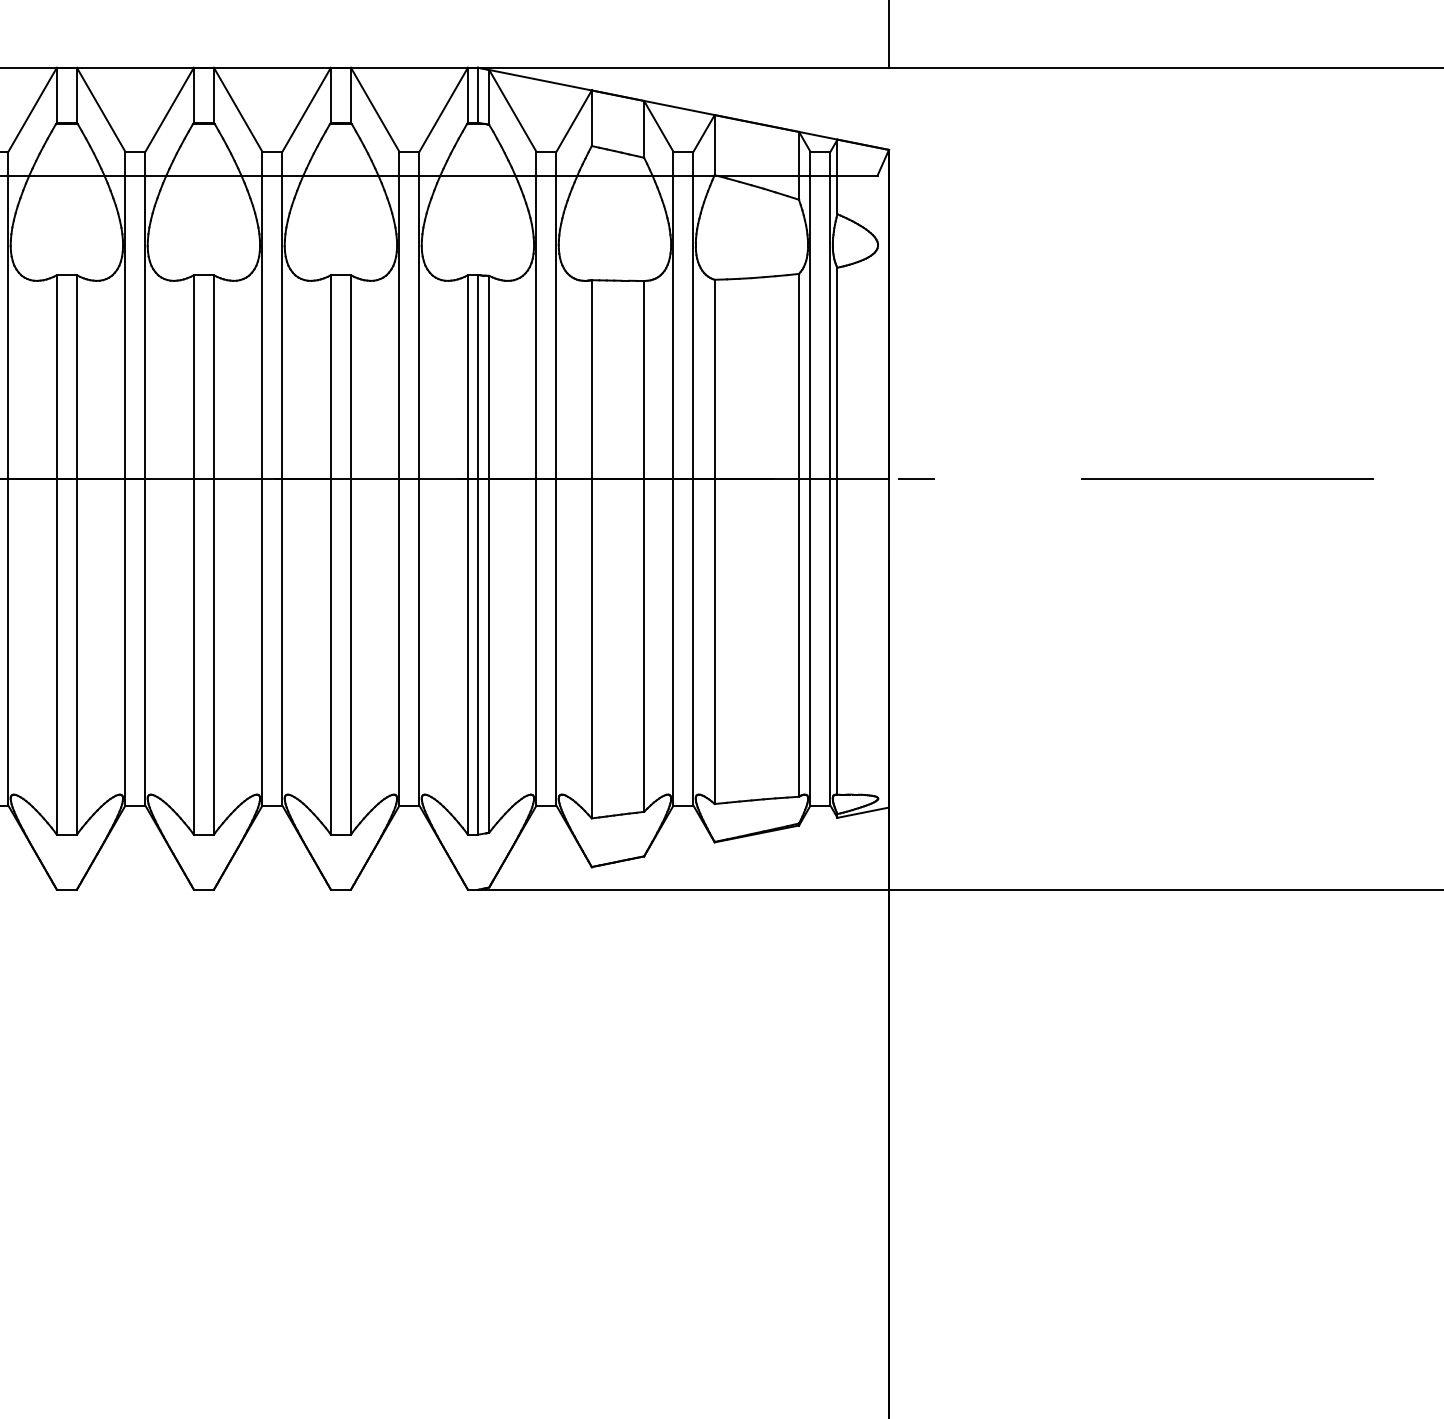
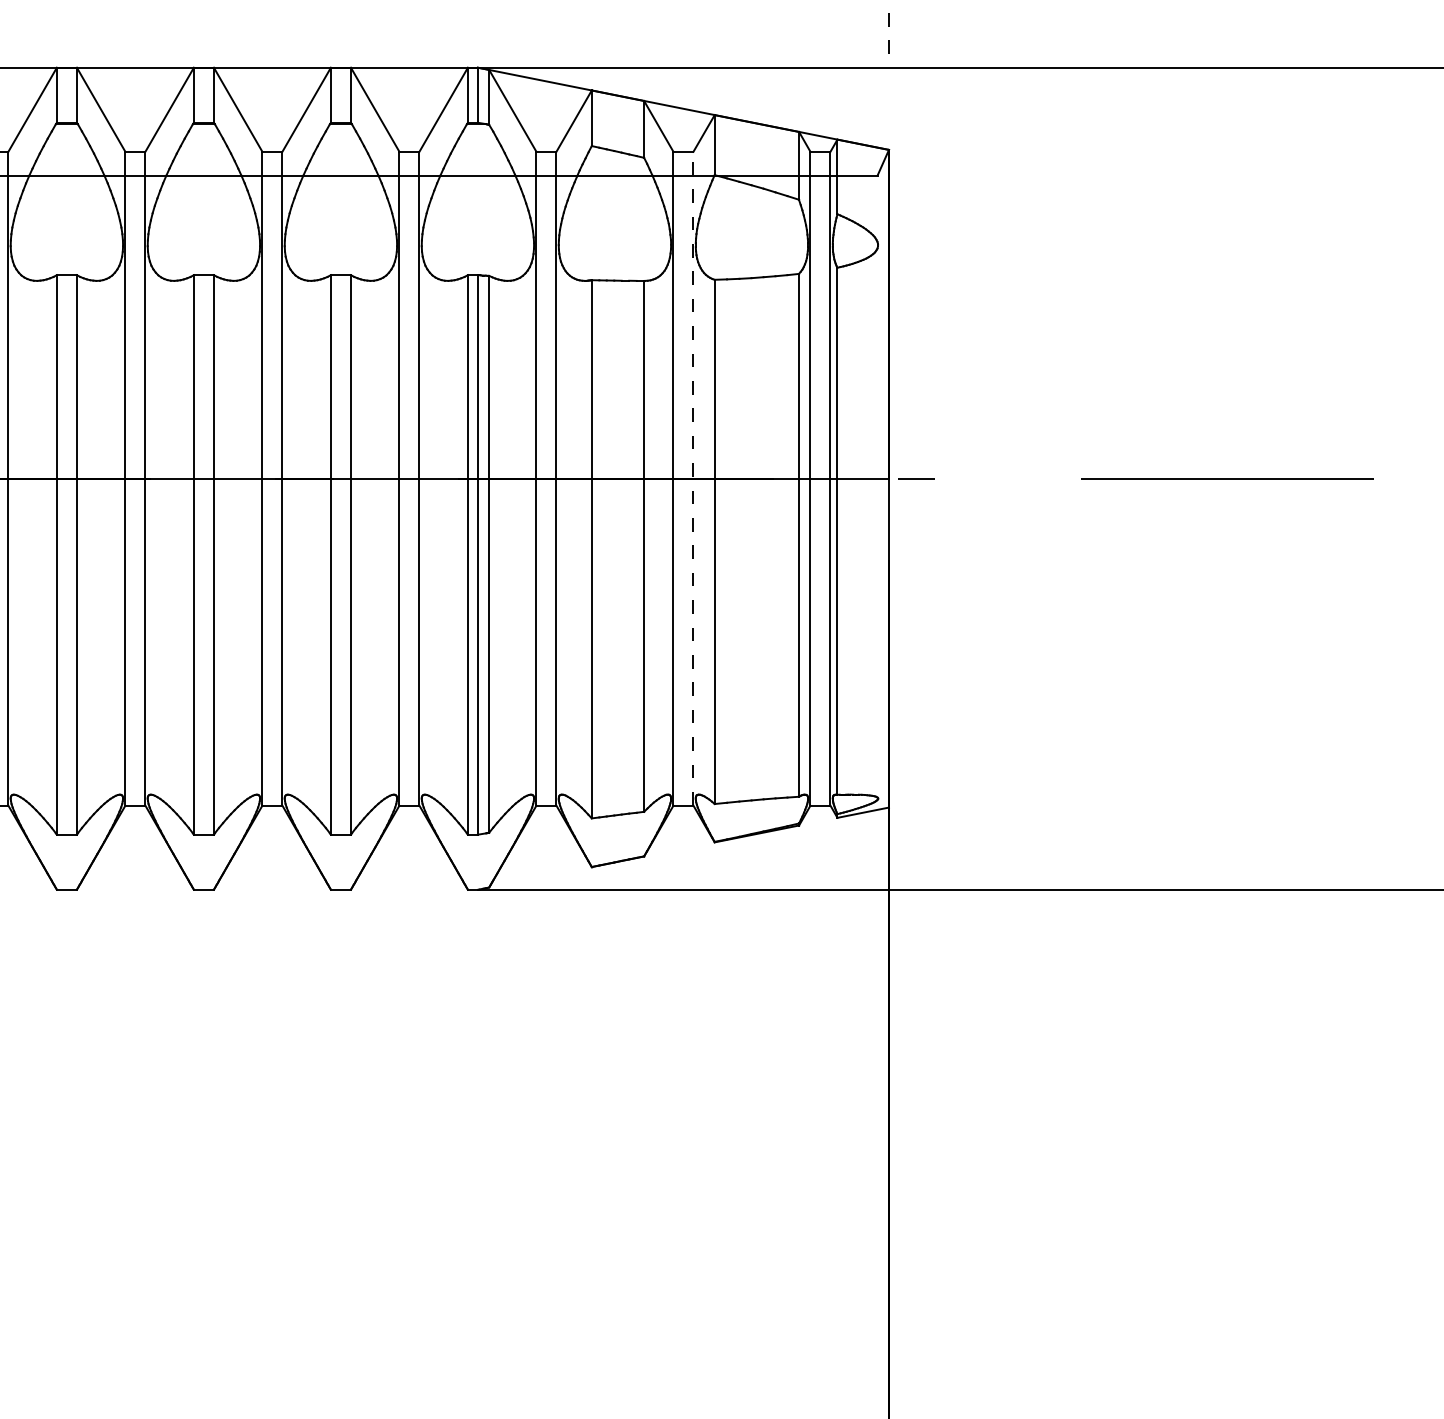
line: solid -> dashed (888, 34)
line: solid -> dashed (693, 478)
